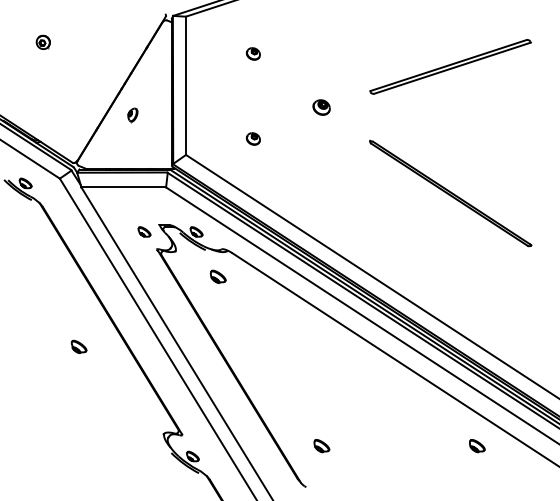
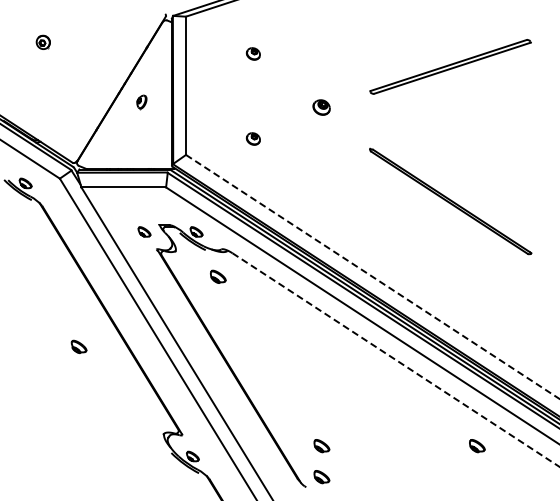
part position: (132, 115) -> (141, 102) (141, 102)
part position: (450, 193) -> (450, 201) (450, 201)
line: solid -> dashed (372, 276)
line: solid -> dashed (396, 360)
part: none -> present (321, 477)
